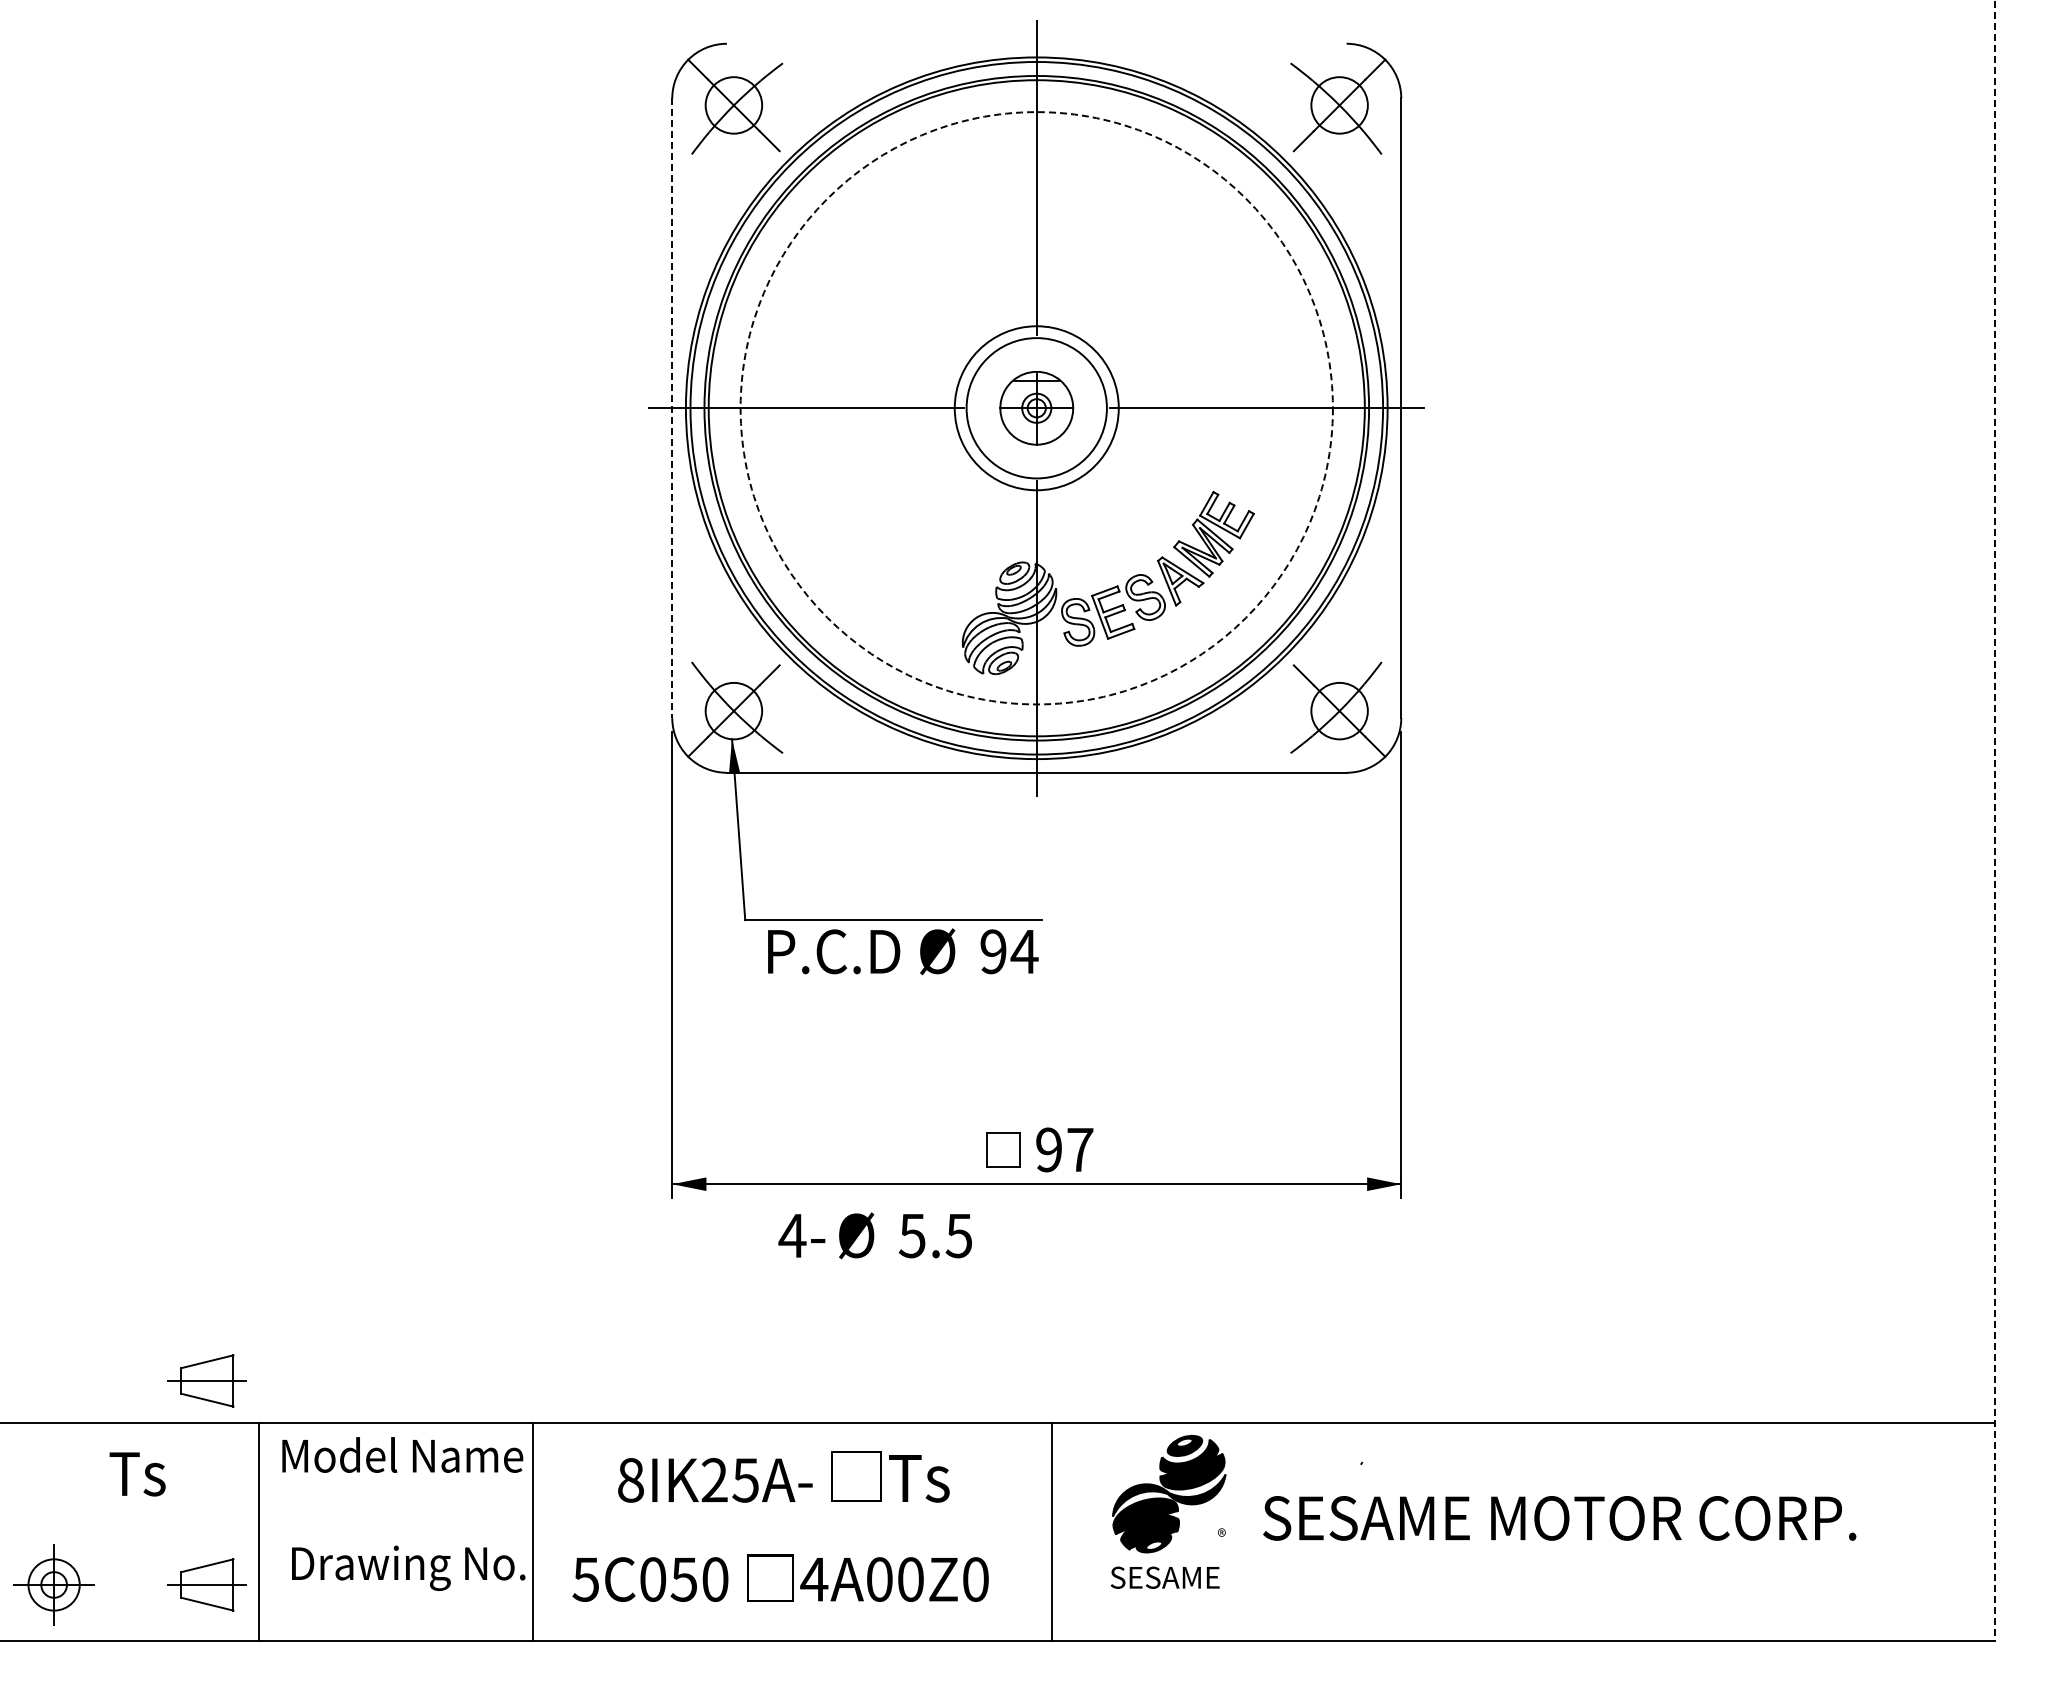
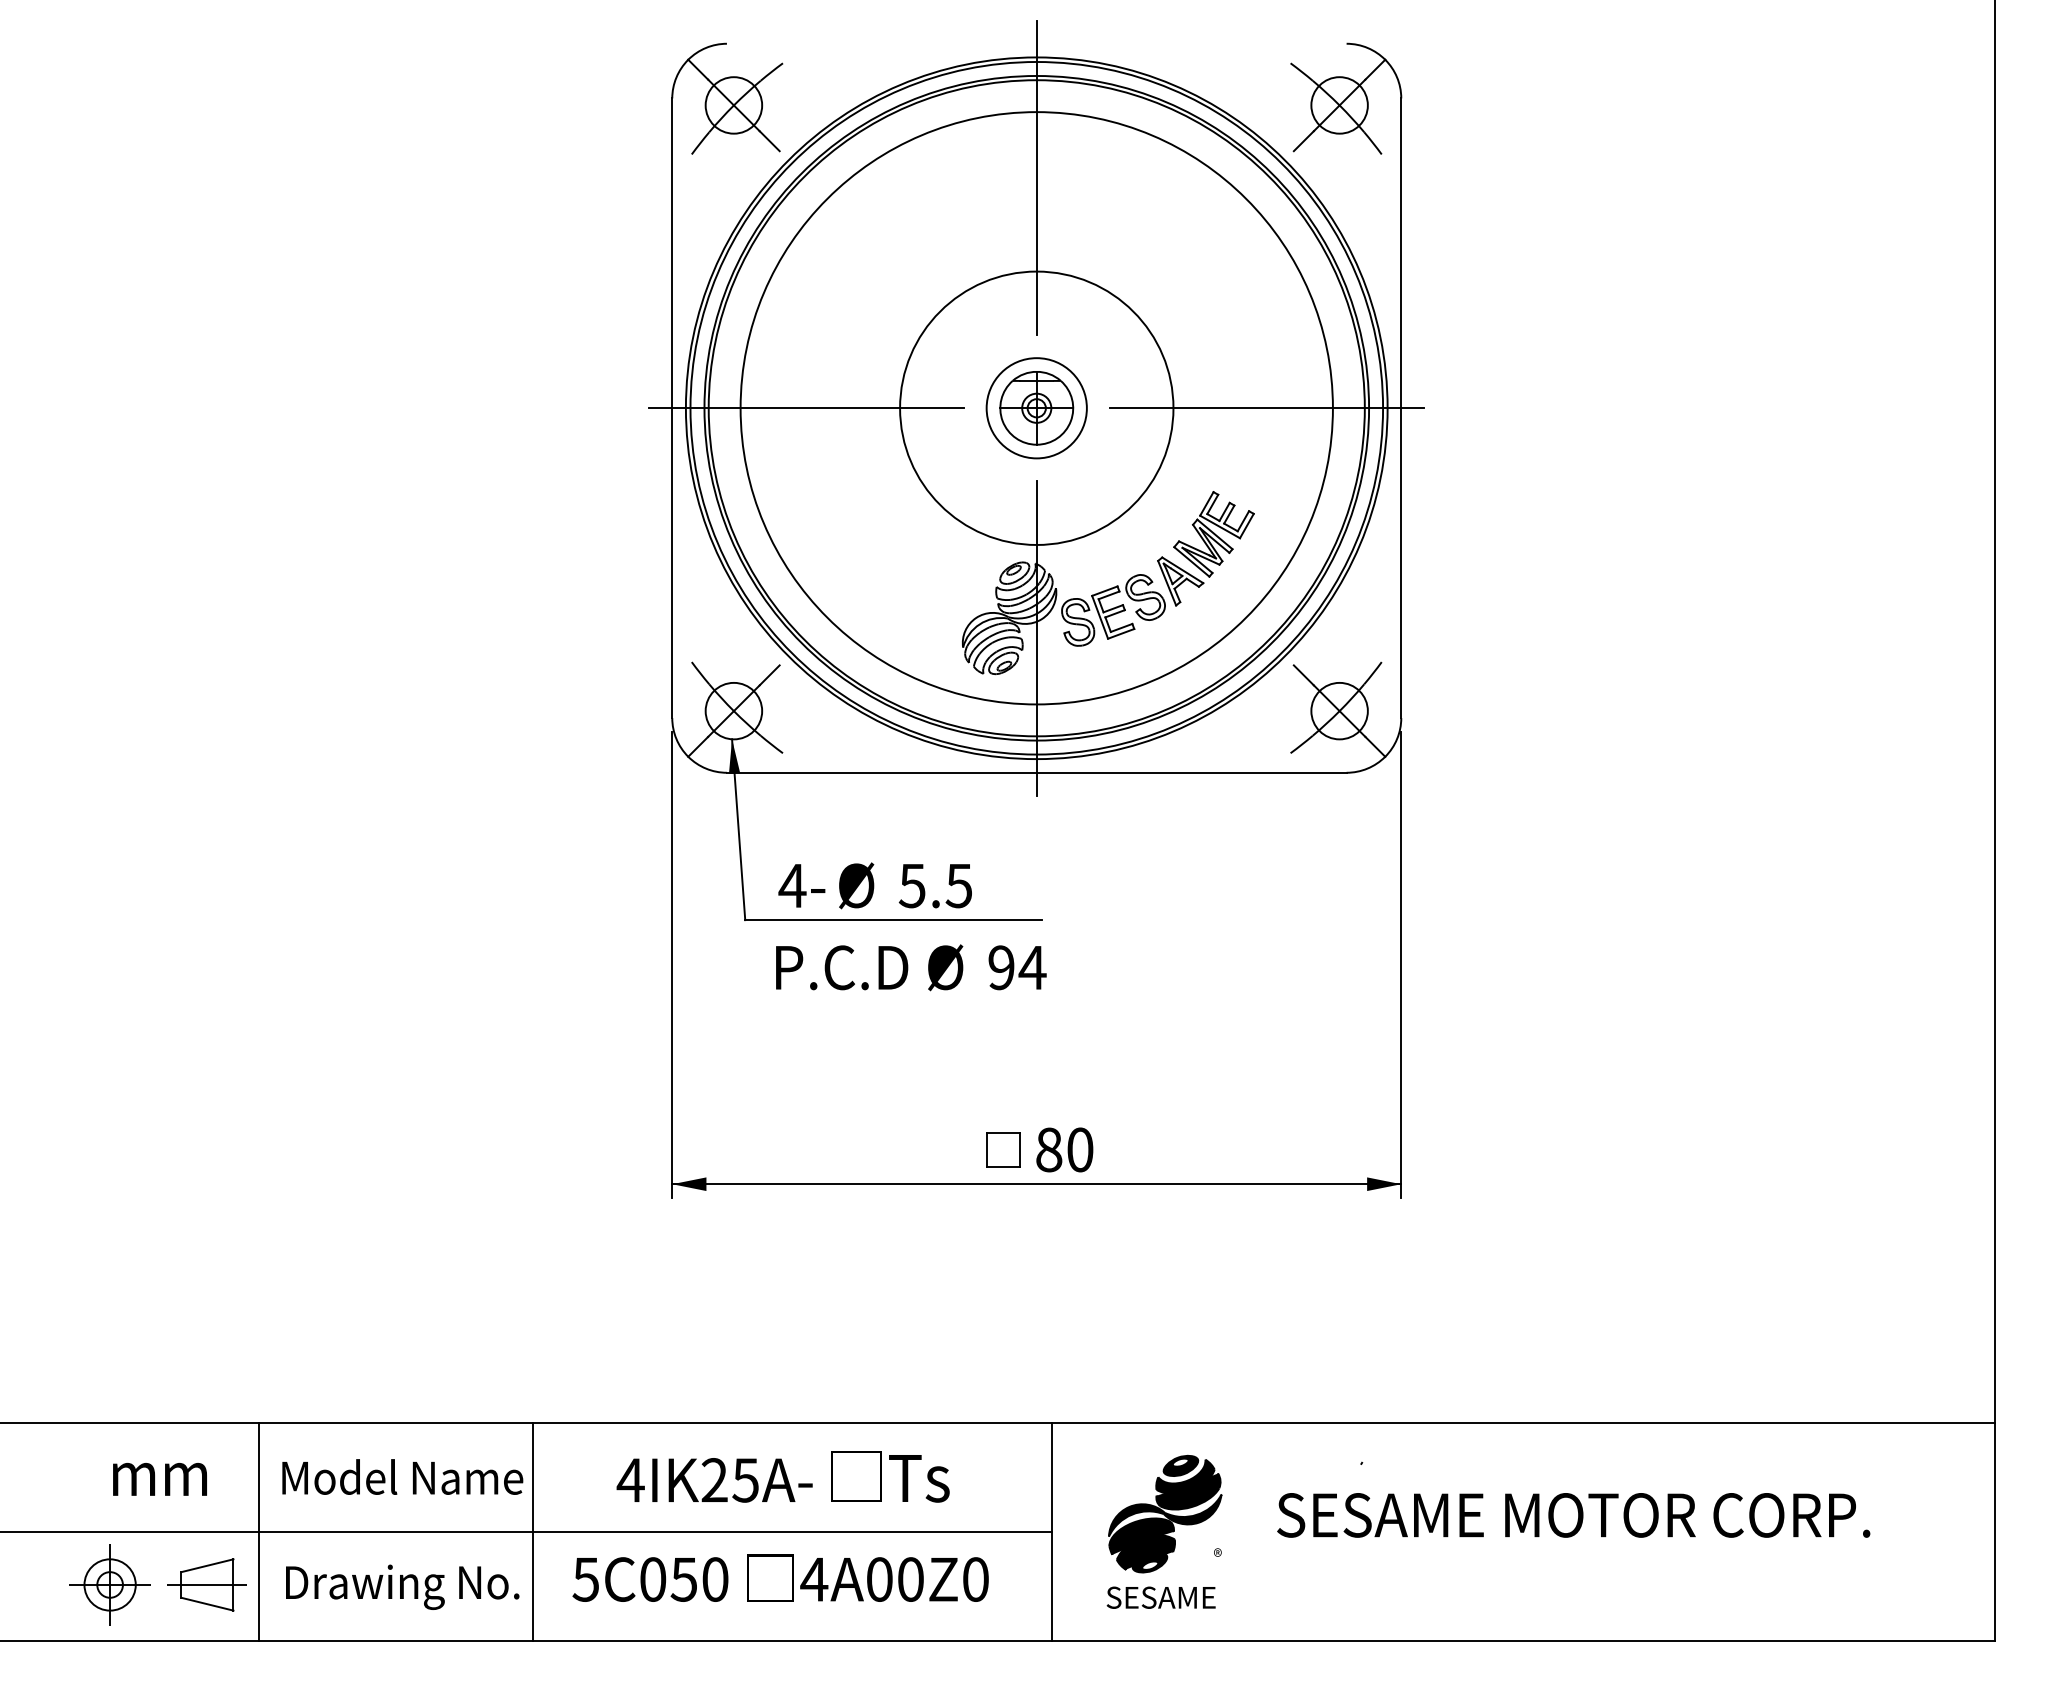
line: dashed -> solid (672, 408)
circle diameter: 140 px -> 100 px (1036, 408)
circle diameter: 164 px -> 273 px (1036, 407)
circle: dashed -> solid (1036, 408)
line: dashed -> solid (1995, 821)
text position: (903, 951) -> (911, 967) (911, 967)
text: 97 -> 80 (1064, 1149)
text position: (874, 1235) -> (874, 885) (874, 885)
part: present -> none (206, 1380)
text position: (402, 1454) -> (402, 1476) (402, 1476)
text: Ts -> mm (157, 1474)
text: 8IK25A- -> 4IK25A- (630, 1480)
part position: (1168, 1511) -> (1164, 1531) (1164, 1531)
text position: (1559, 1518) -> (1573, 1515) (1573, 1515)
line: none -> present (527, 1532)
text position: (408, 1567) -> (402, 1586) (402, 1586)
part position: (53, 1584) -> (109, 1584) (109, 1584)
